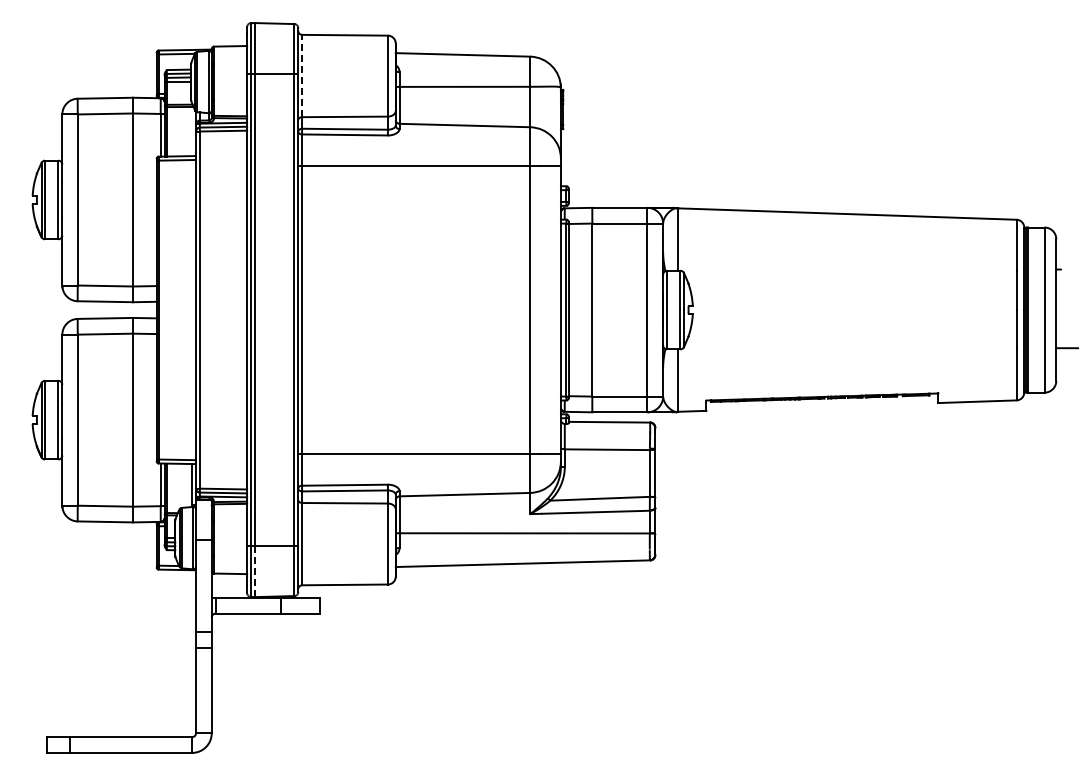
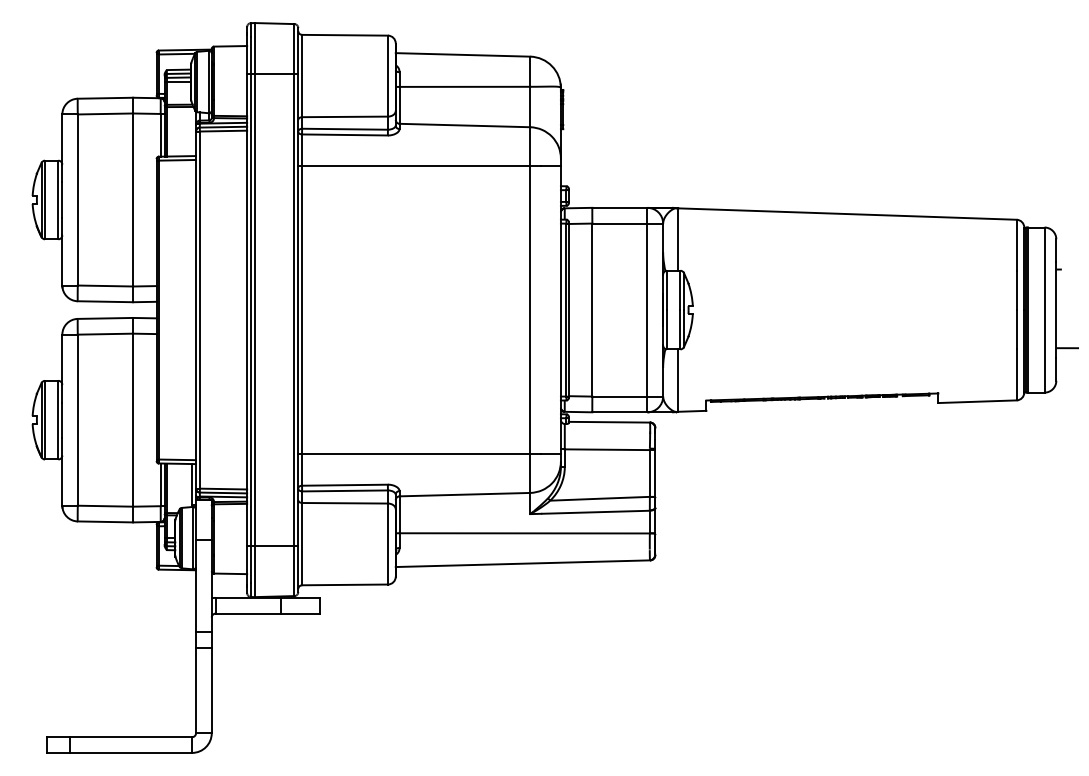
line: dashed -> solid (302, 75)
line: dashed -> solid (255, 571)
